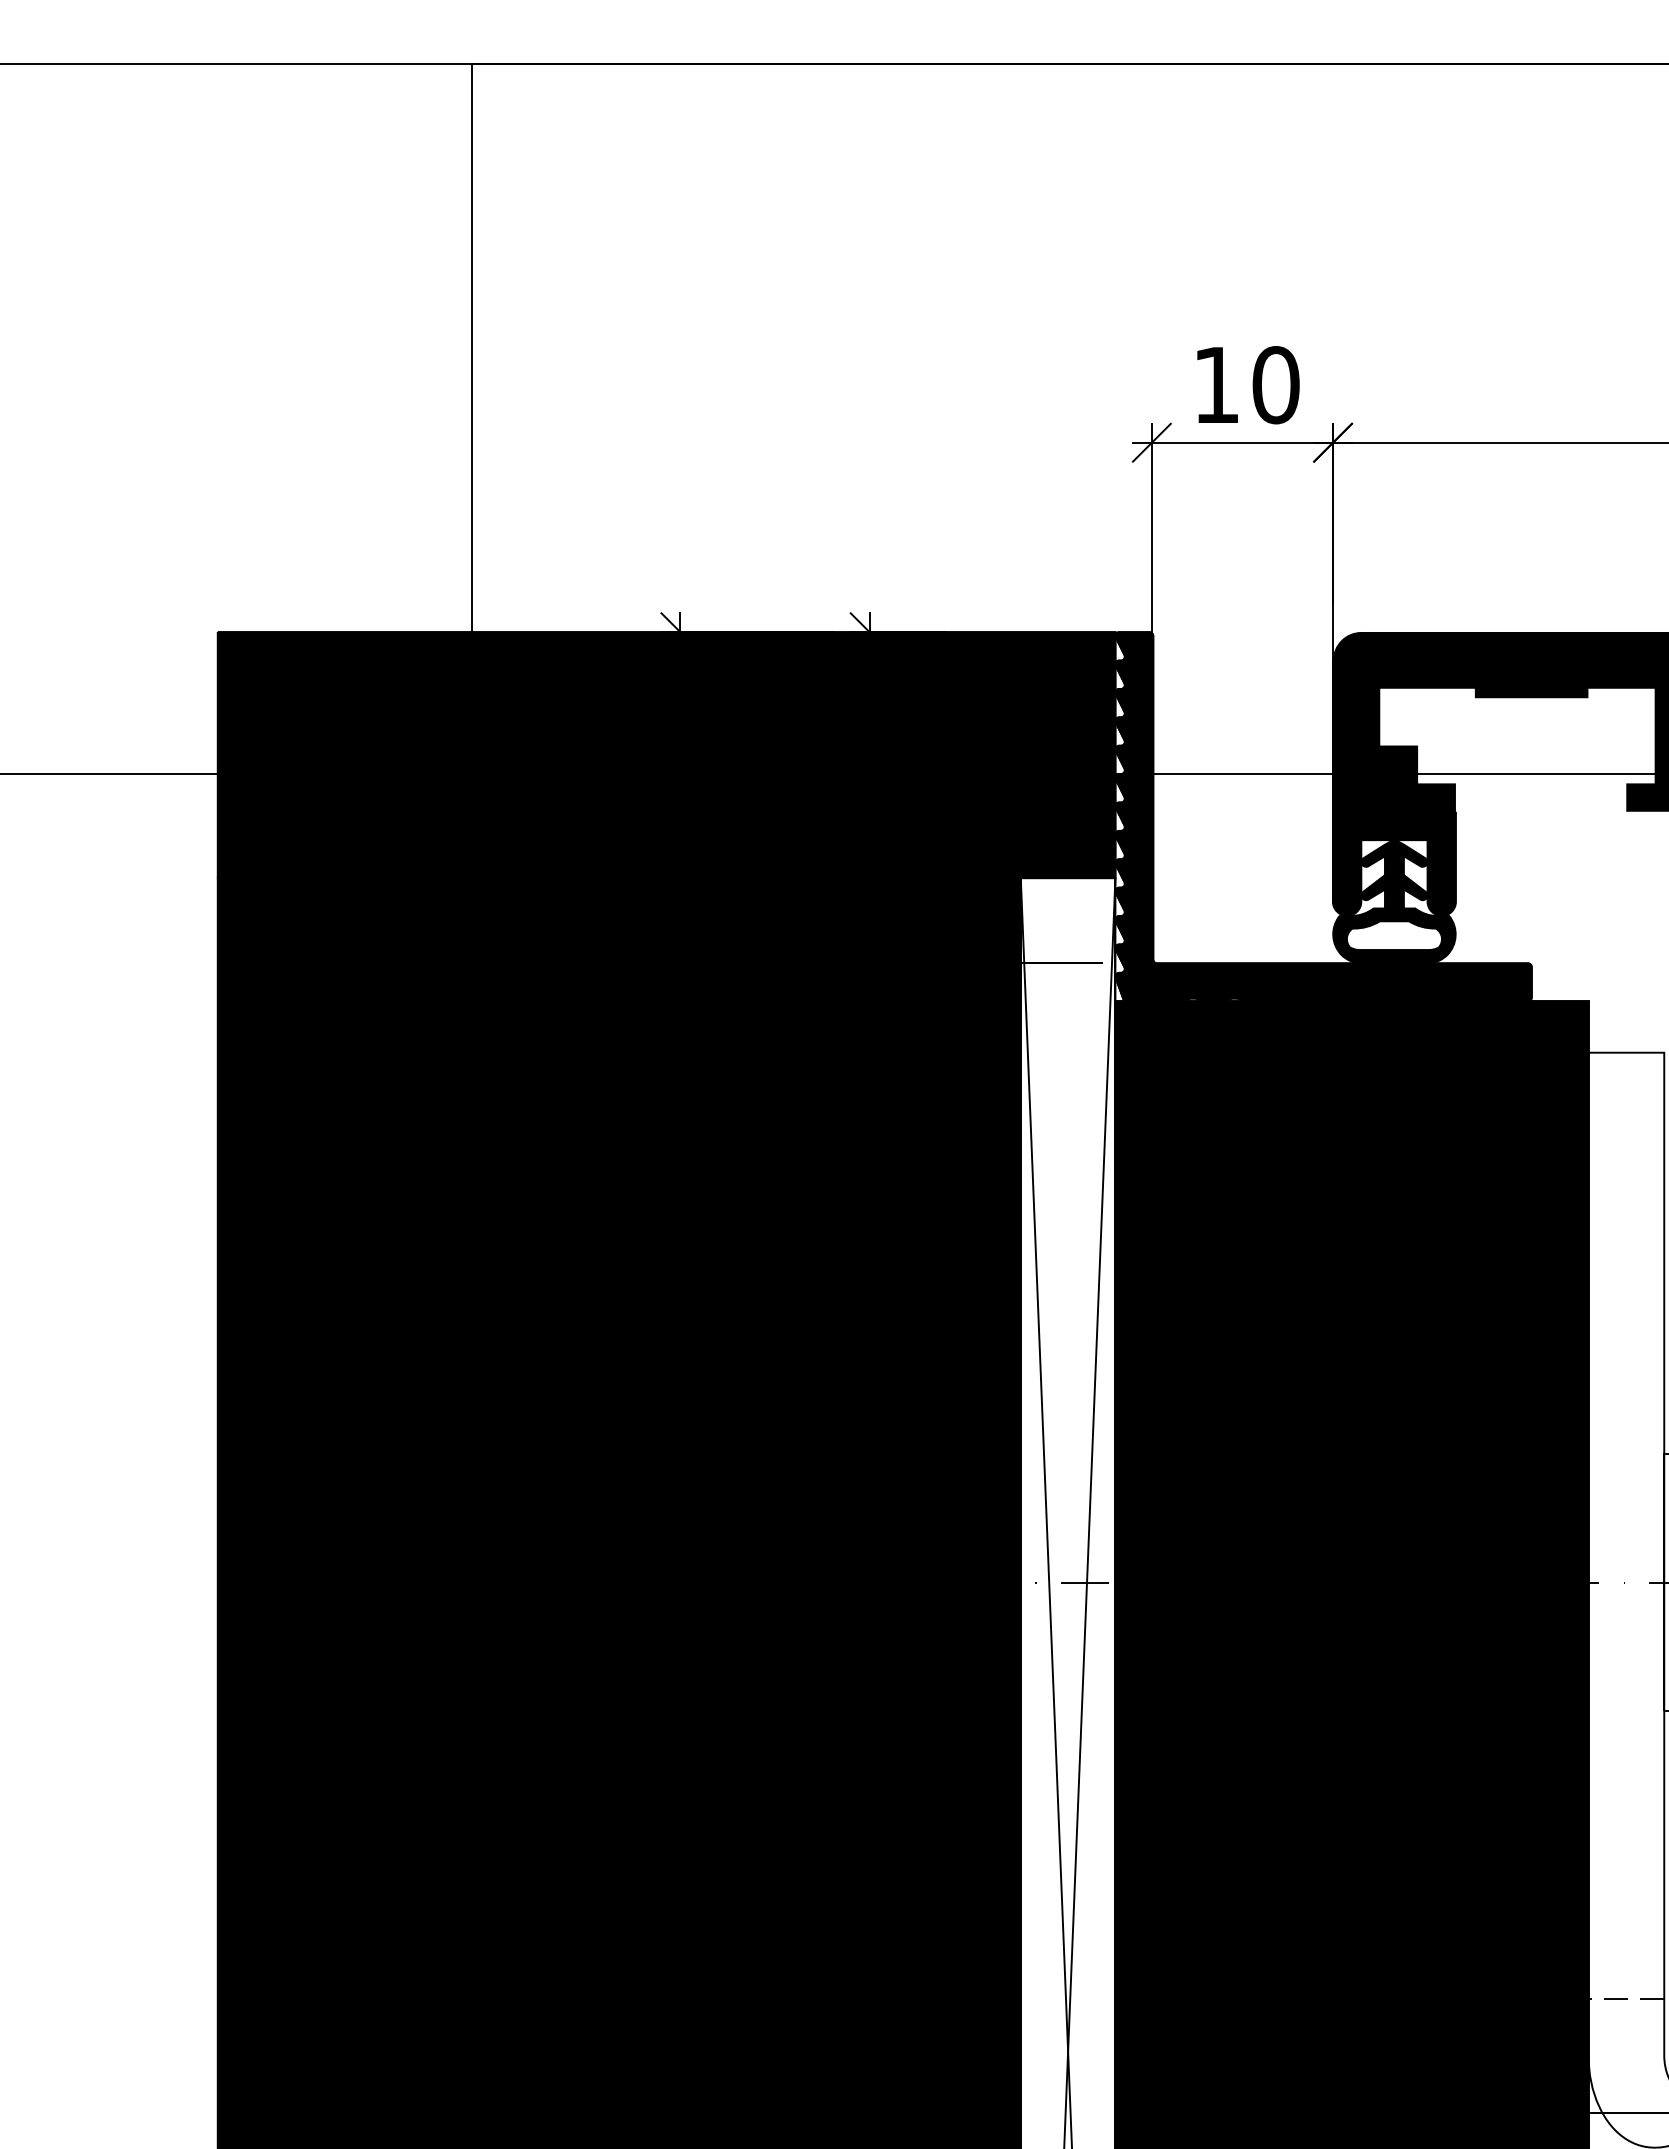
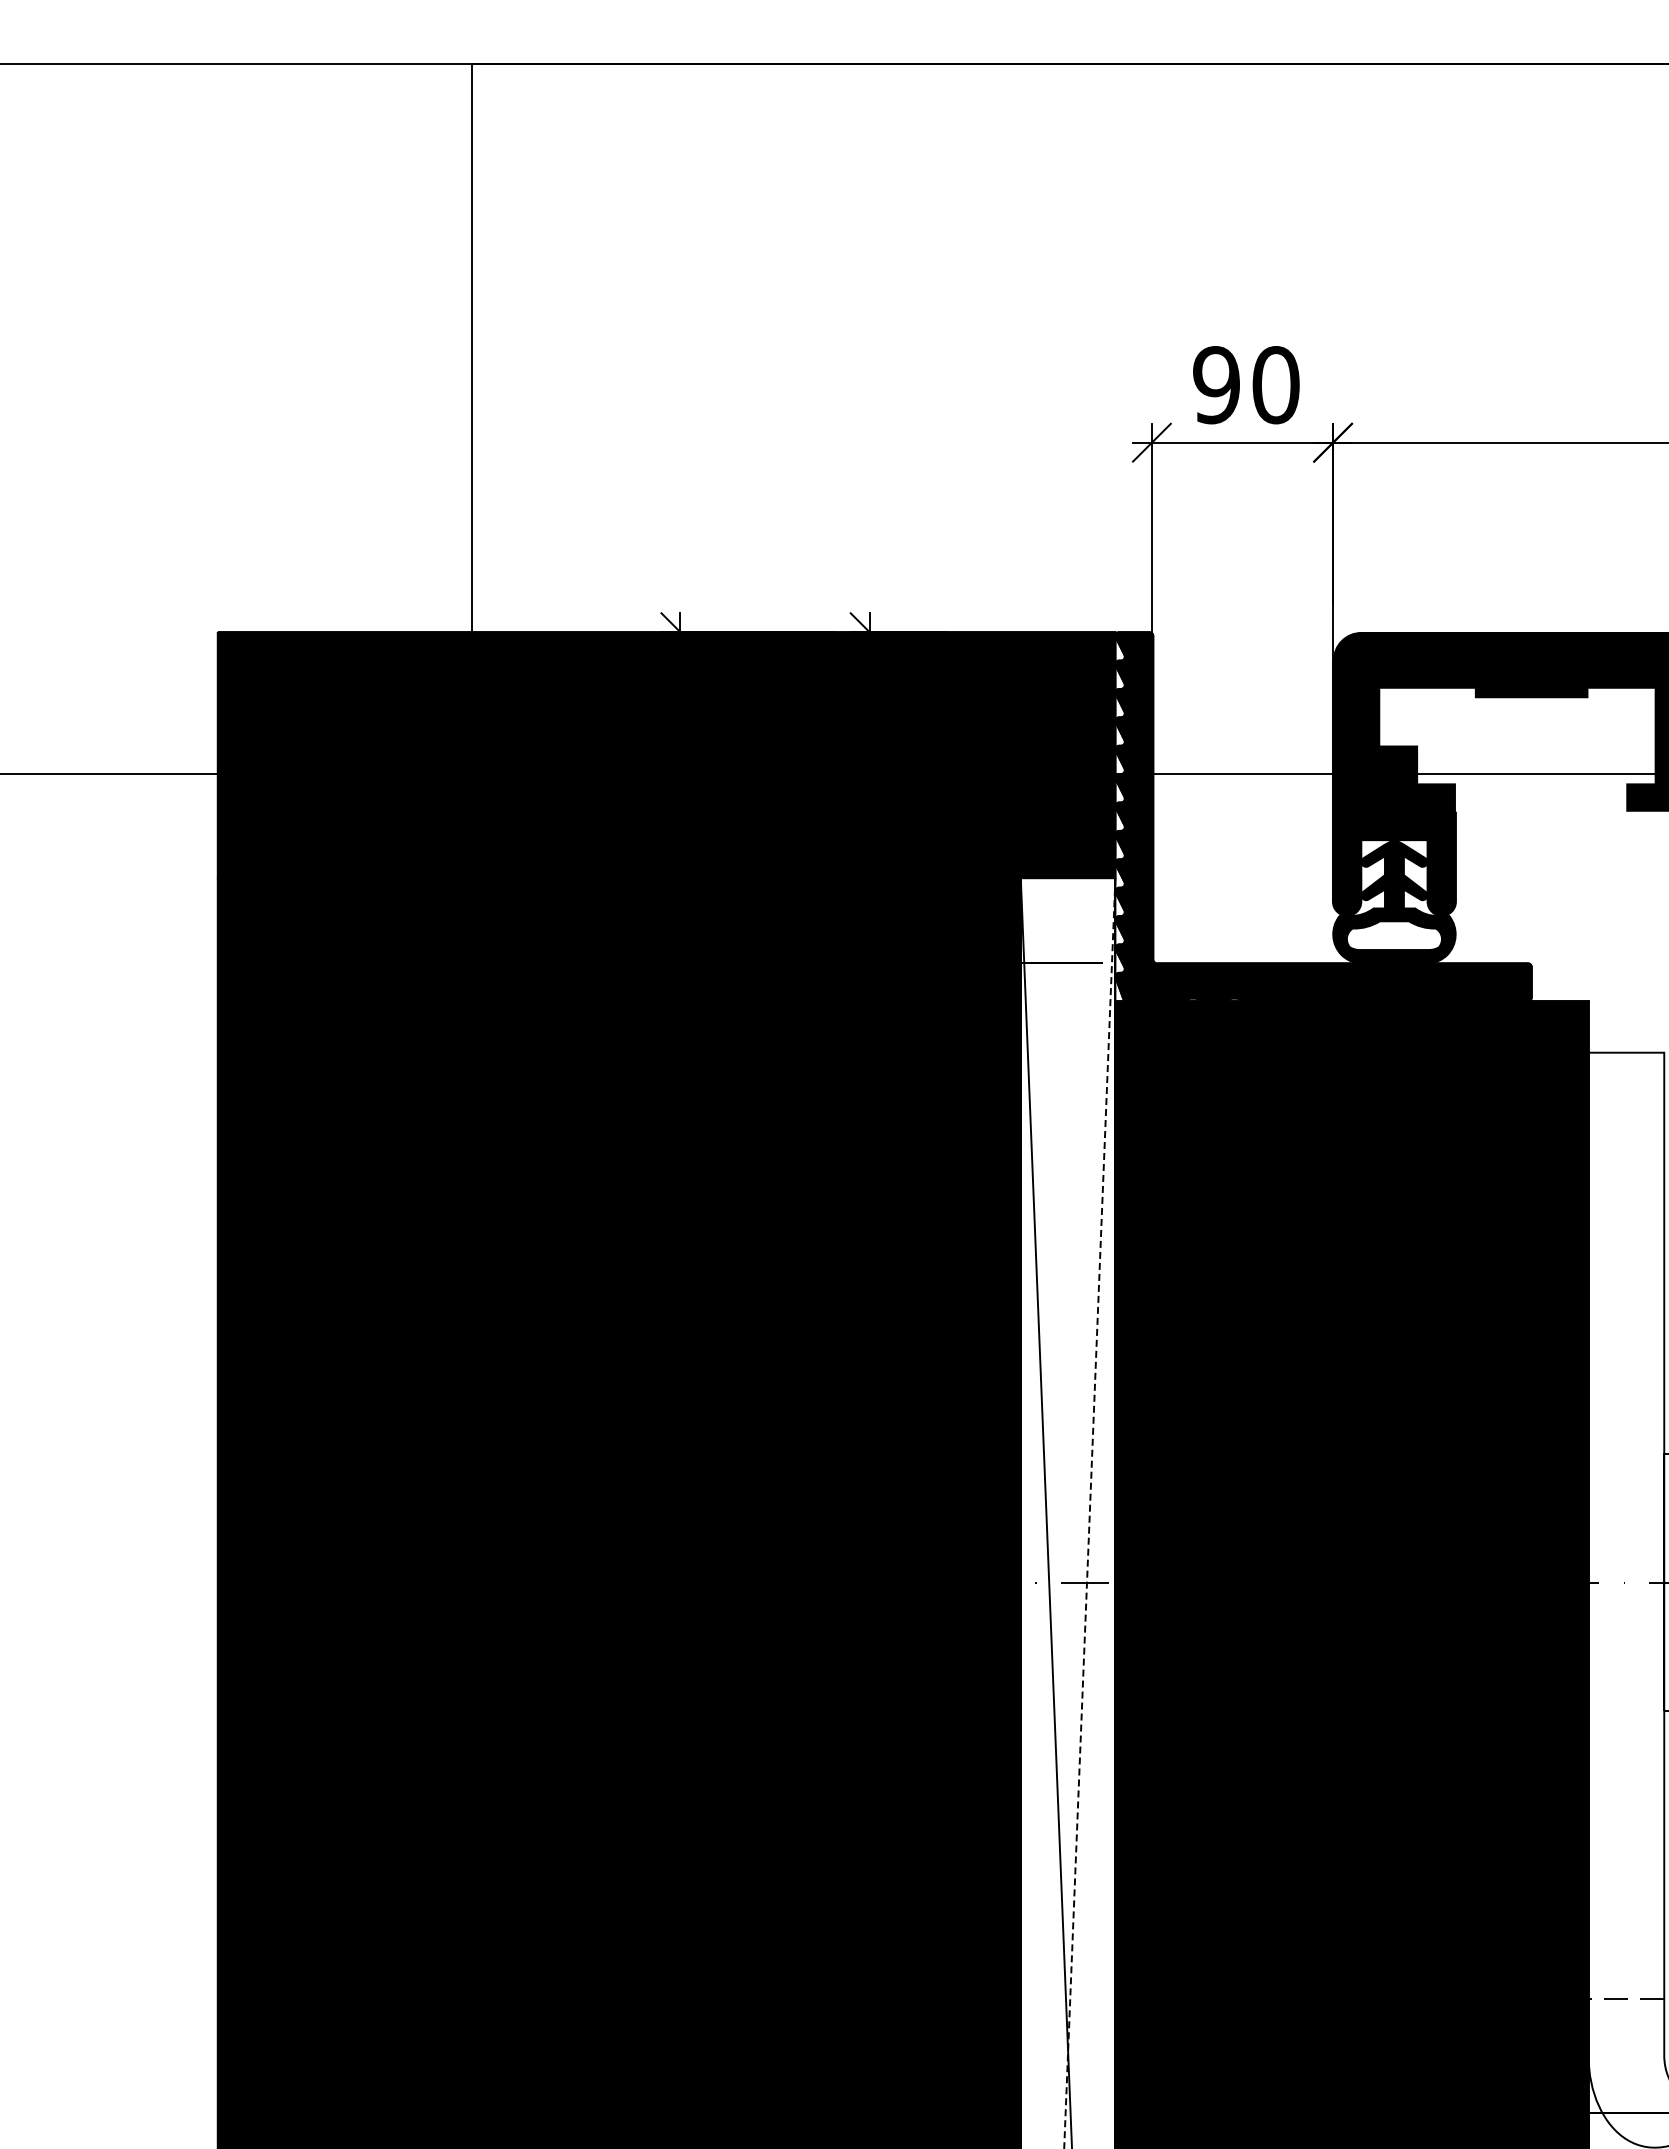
text: 10 -> 90 (1216, 385)
line: solid -> dashed (1089, 1513)
